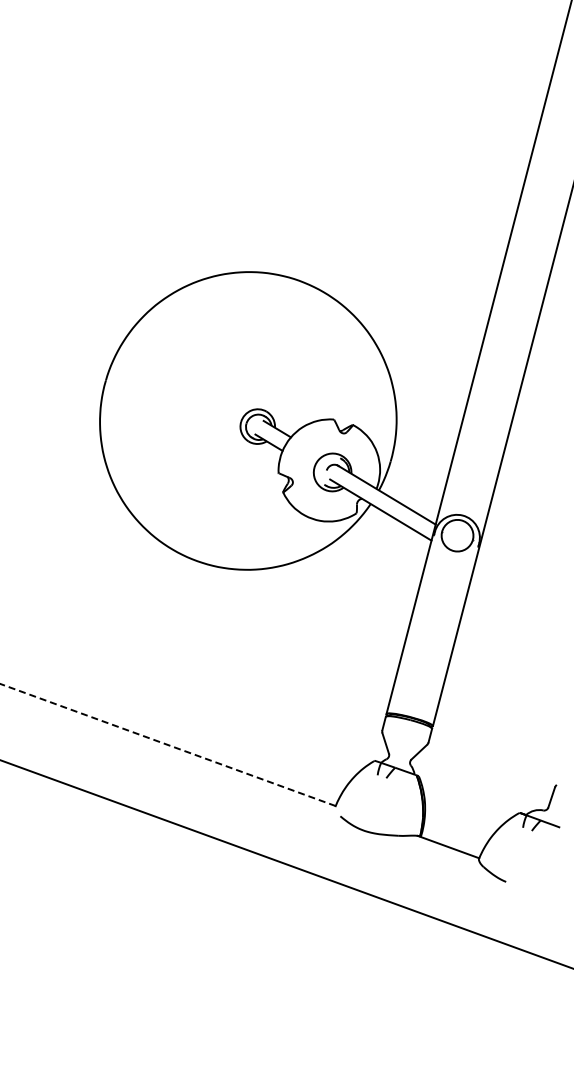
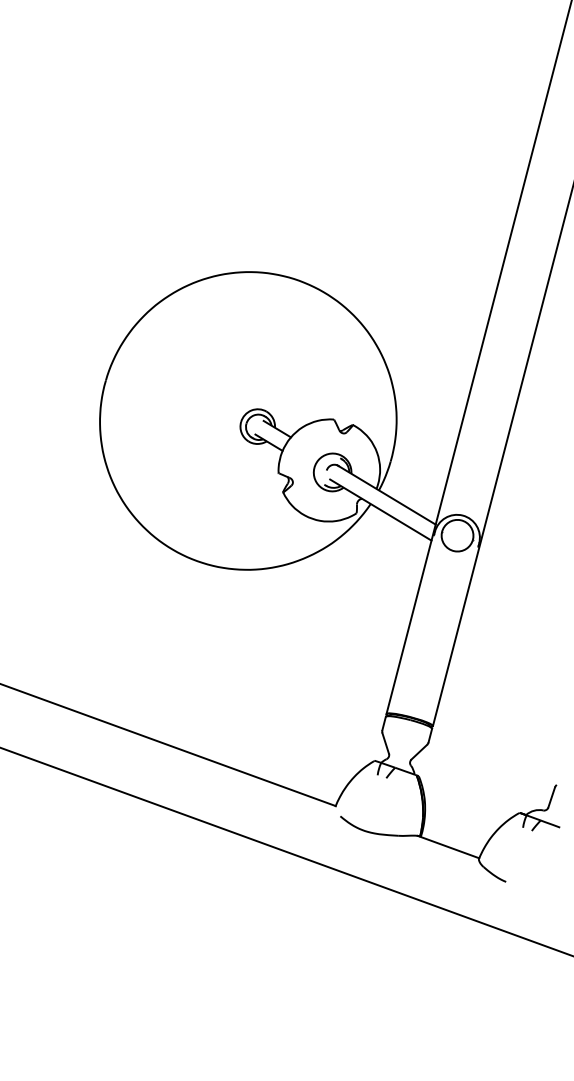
line: dashed -> solid (167, 744)
line position: (286, 864) -> (286, 851) (286, 851)
